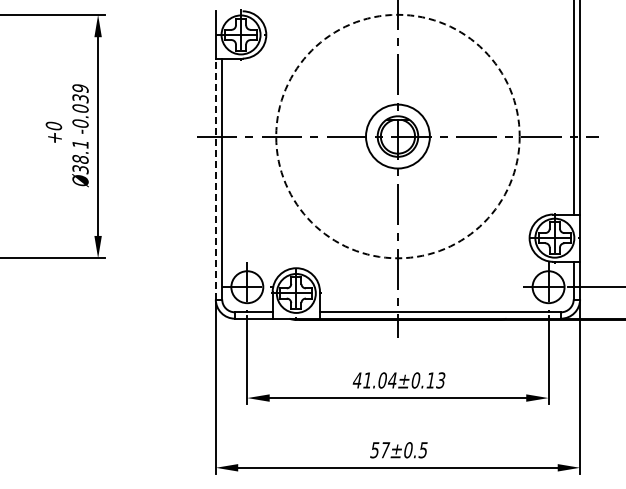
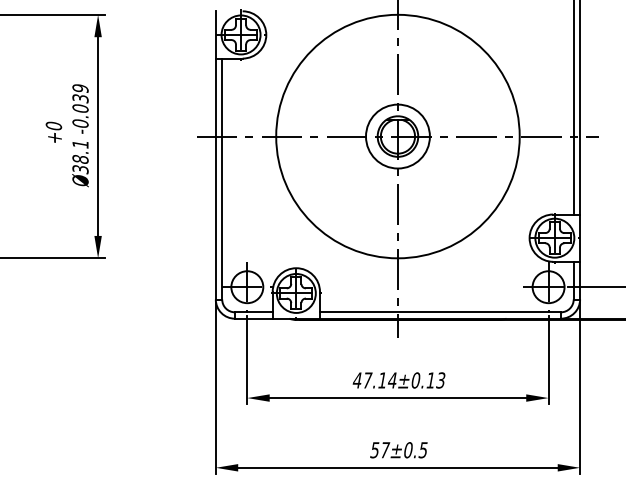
circle: dashed -> solid (397, 136)
line: dashed -> solid (215, 178)
text: 41.04±0.13 -> 47.14±0.13 (374, 380)
